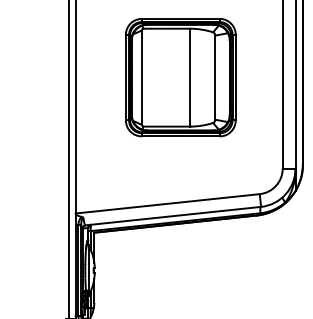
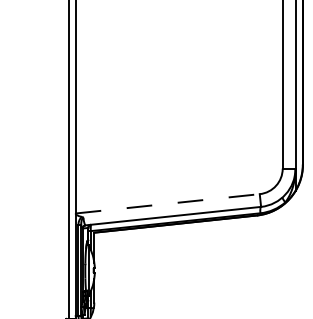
part: present -> none (180, 77)
line: solid -> dashed (167, 203)
